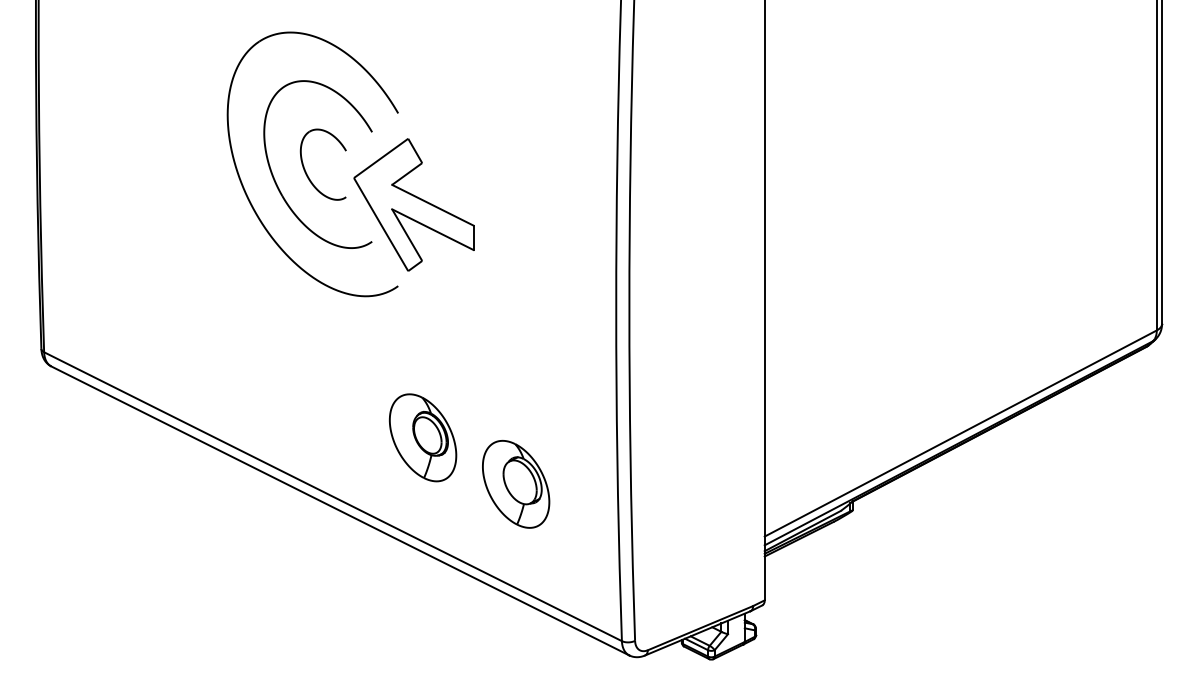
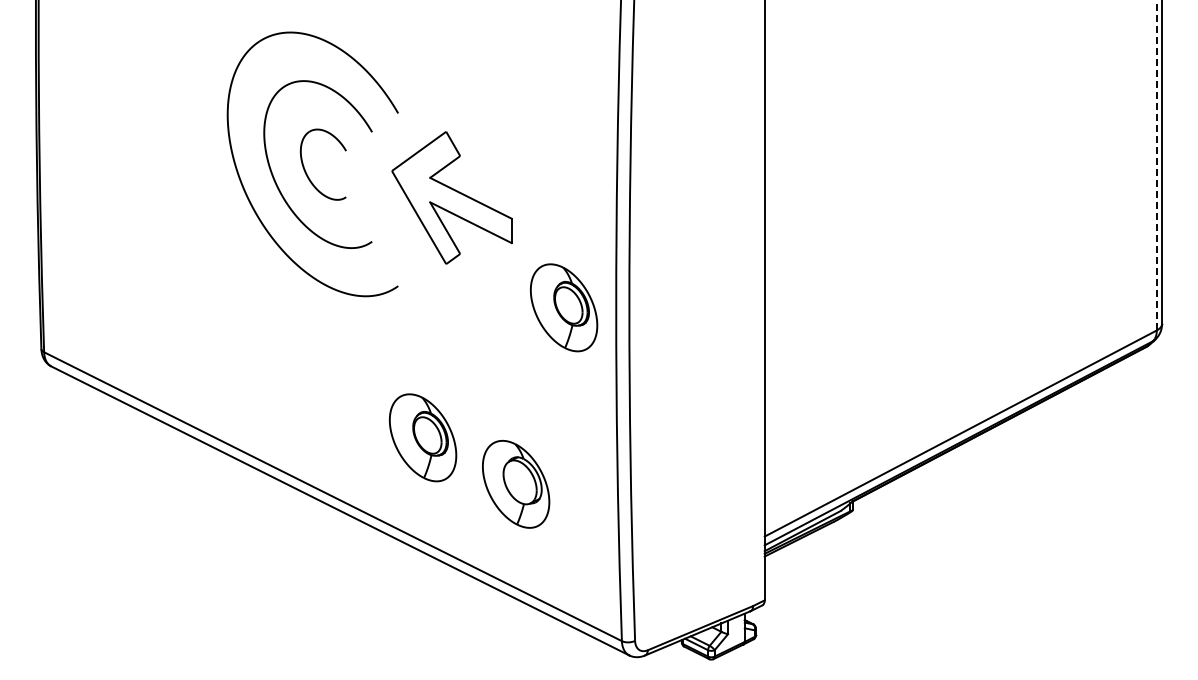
line: solid -> dashed (1156, 165)
part position: (413, 204) -> (451, 197) (451, 197)
part: none -> present (563, 307)
